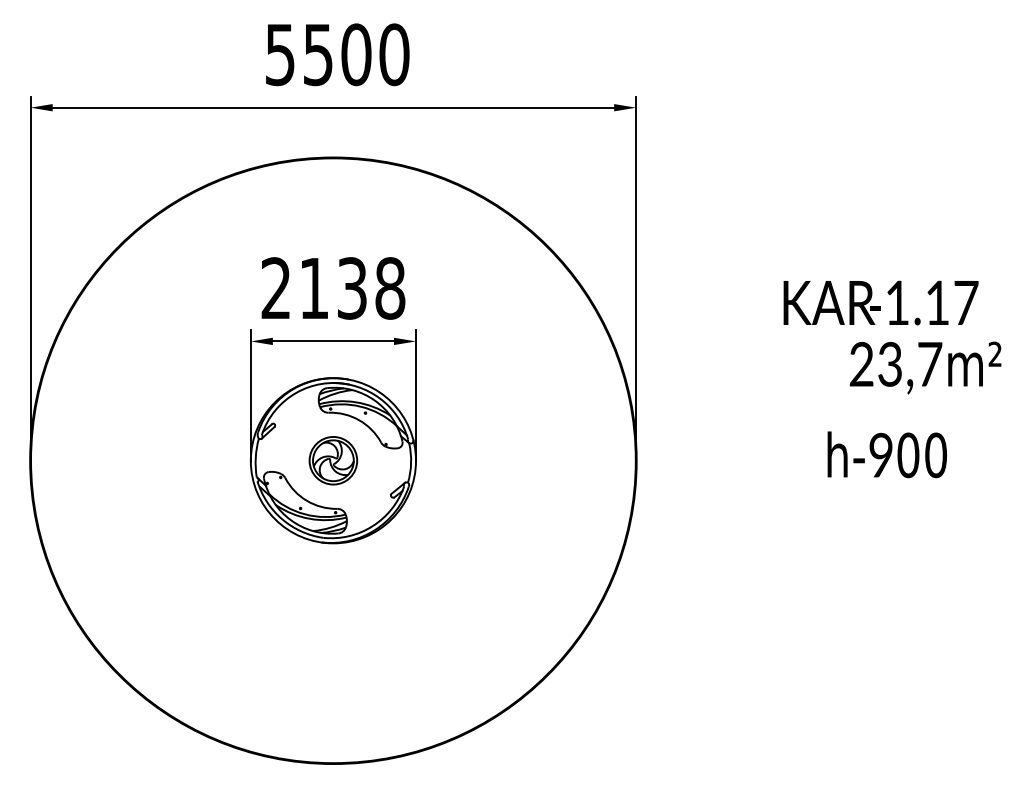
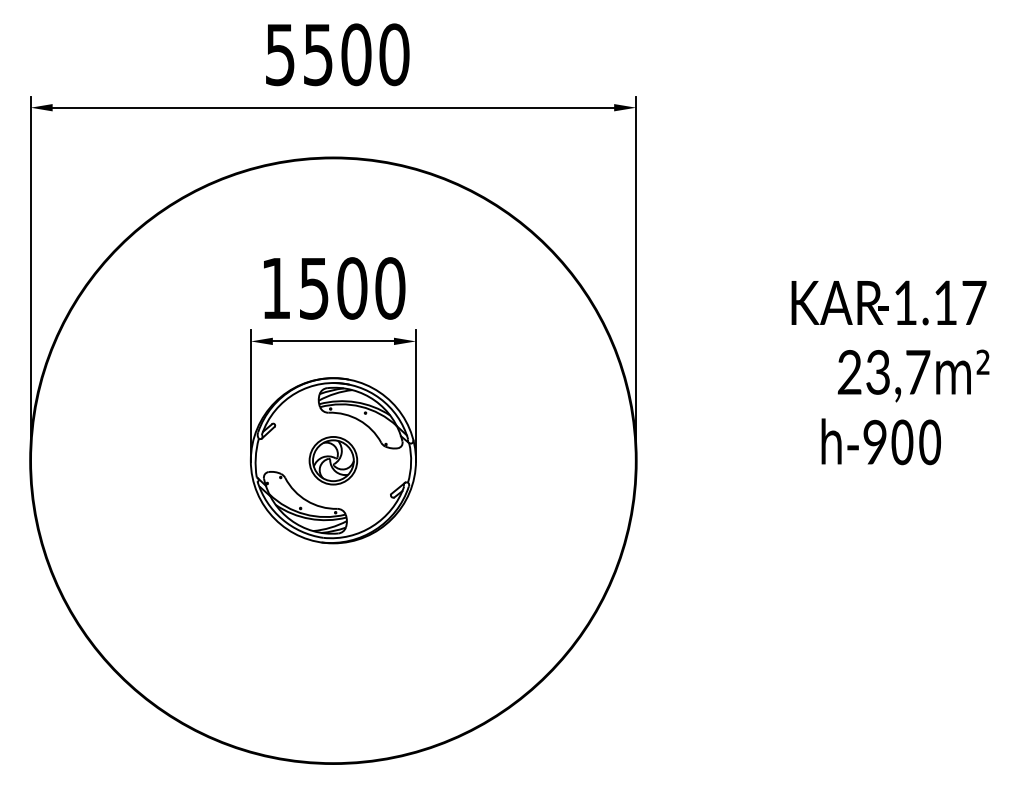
text: 2138 -> 1500 (333, 288)
text position: (880, 302) -> (888, 302) (888, 302)
text position: (925, 367) -> (913, 375) (913, 375)
text position: (886, 454) -> (880, 441) (880, 441)
